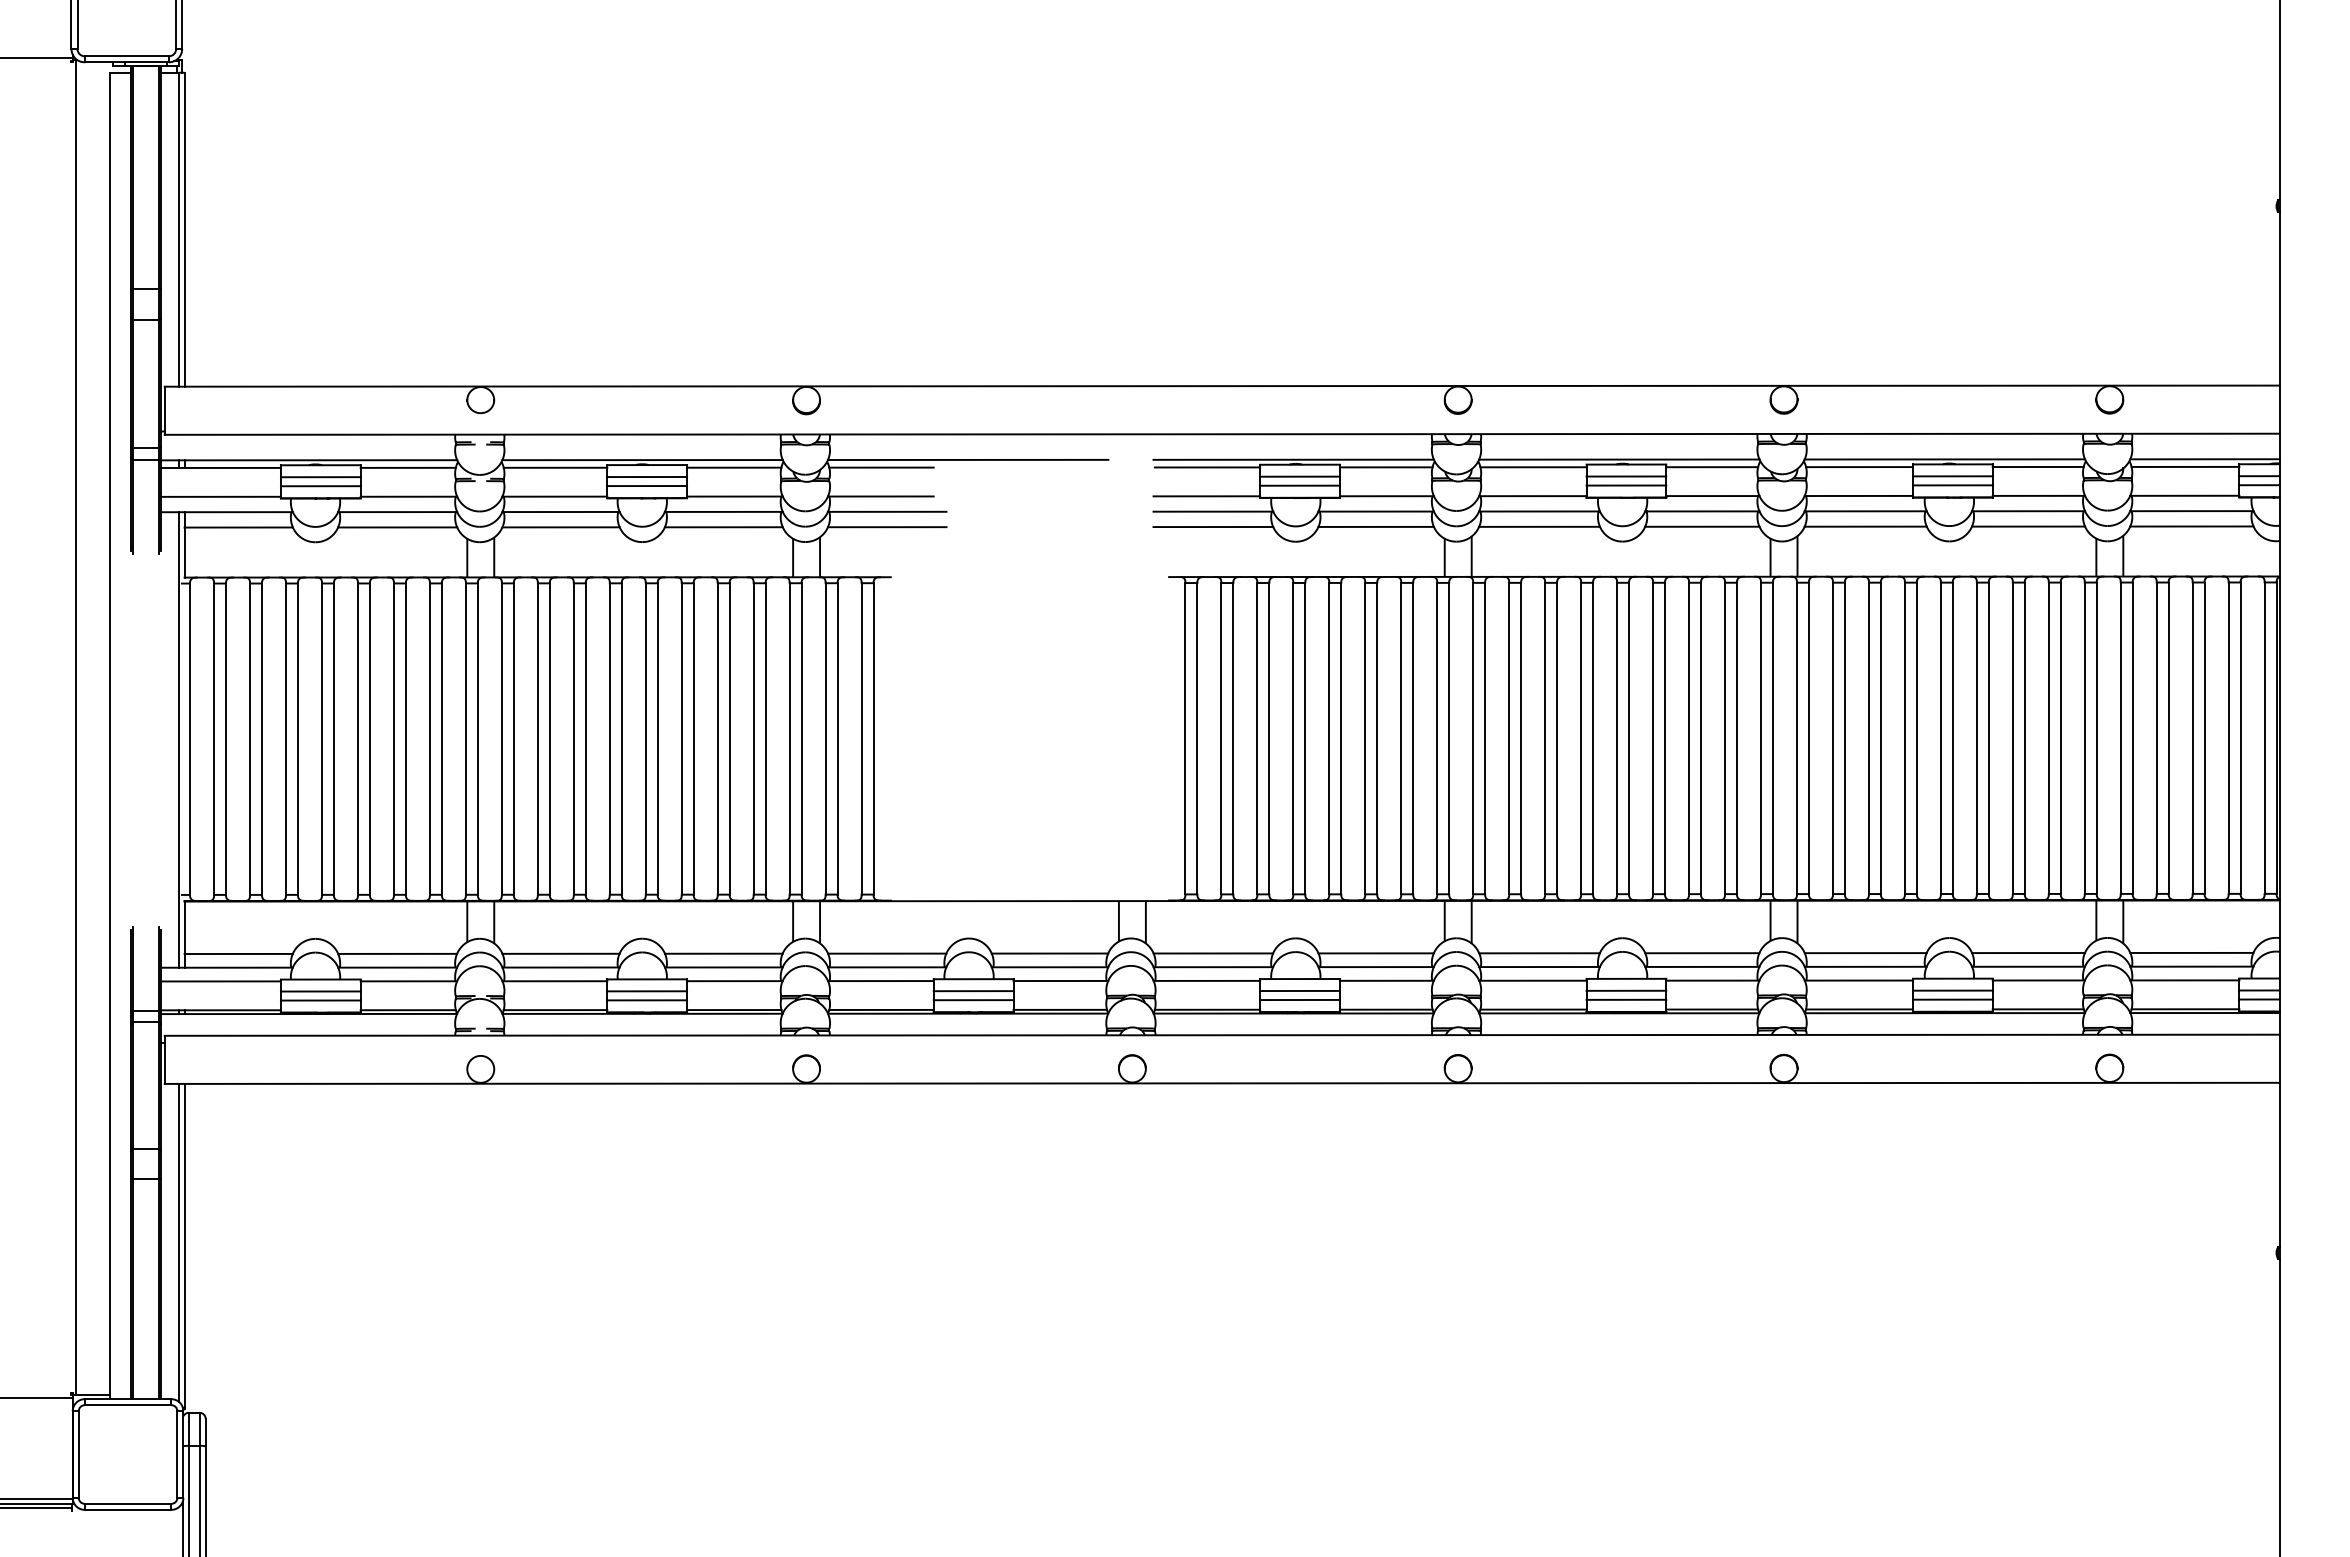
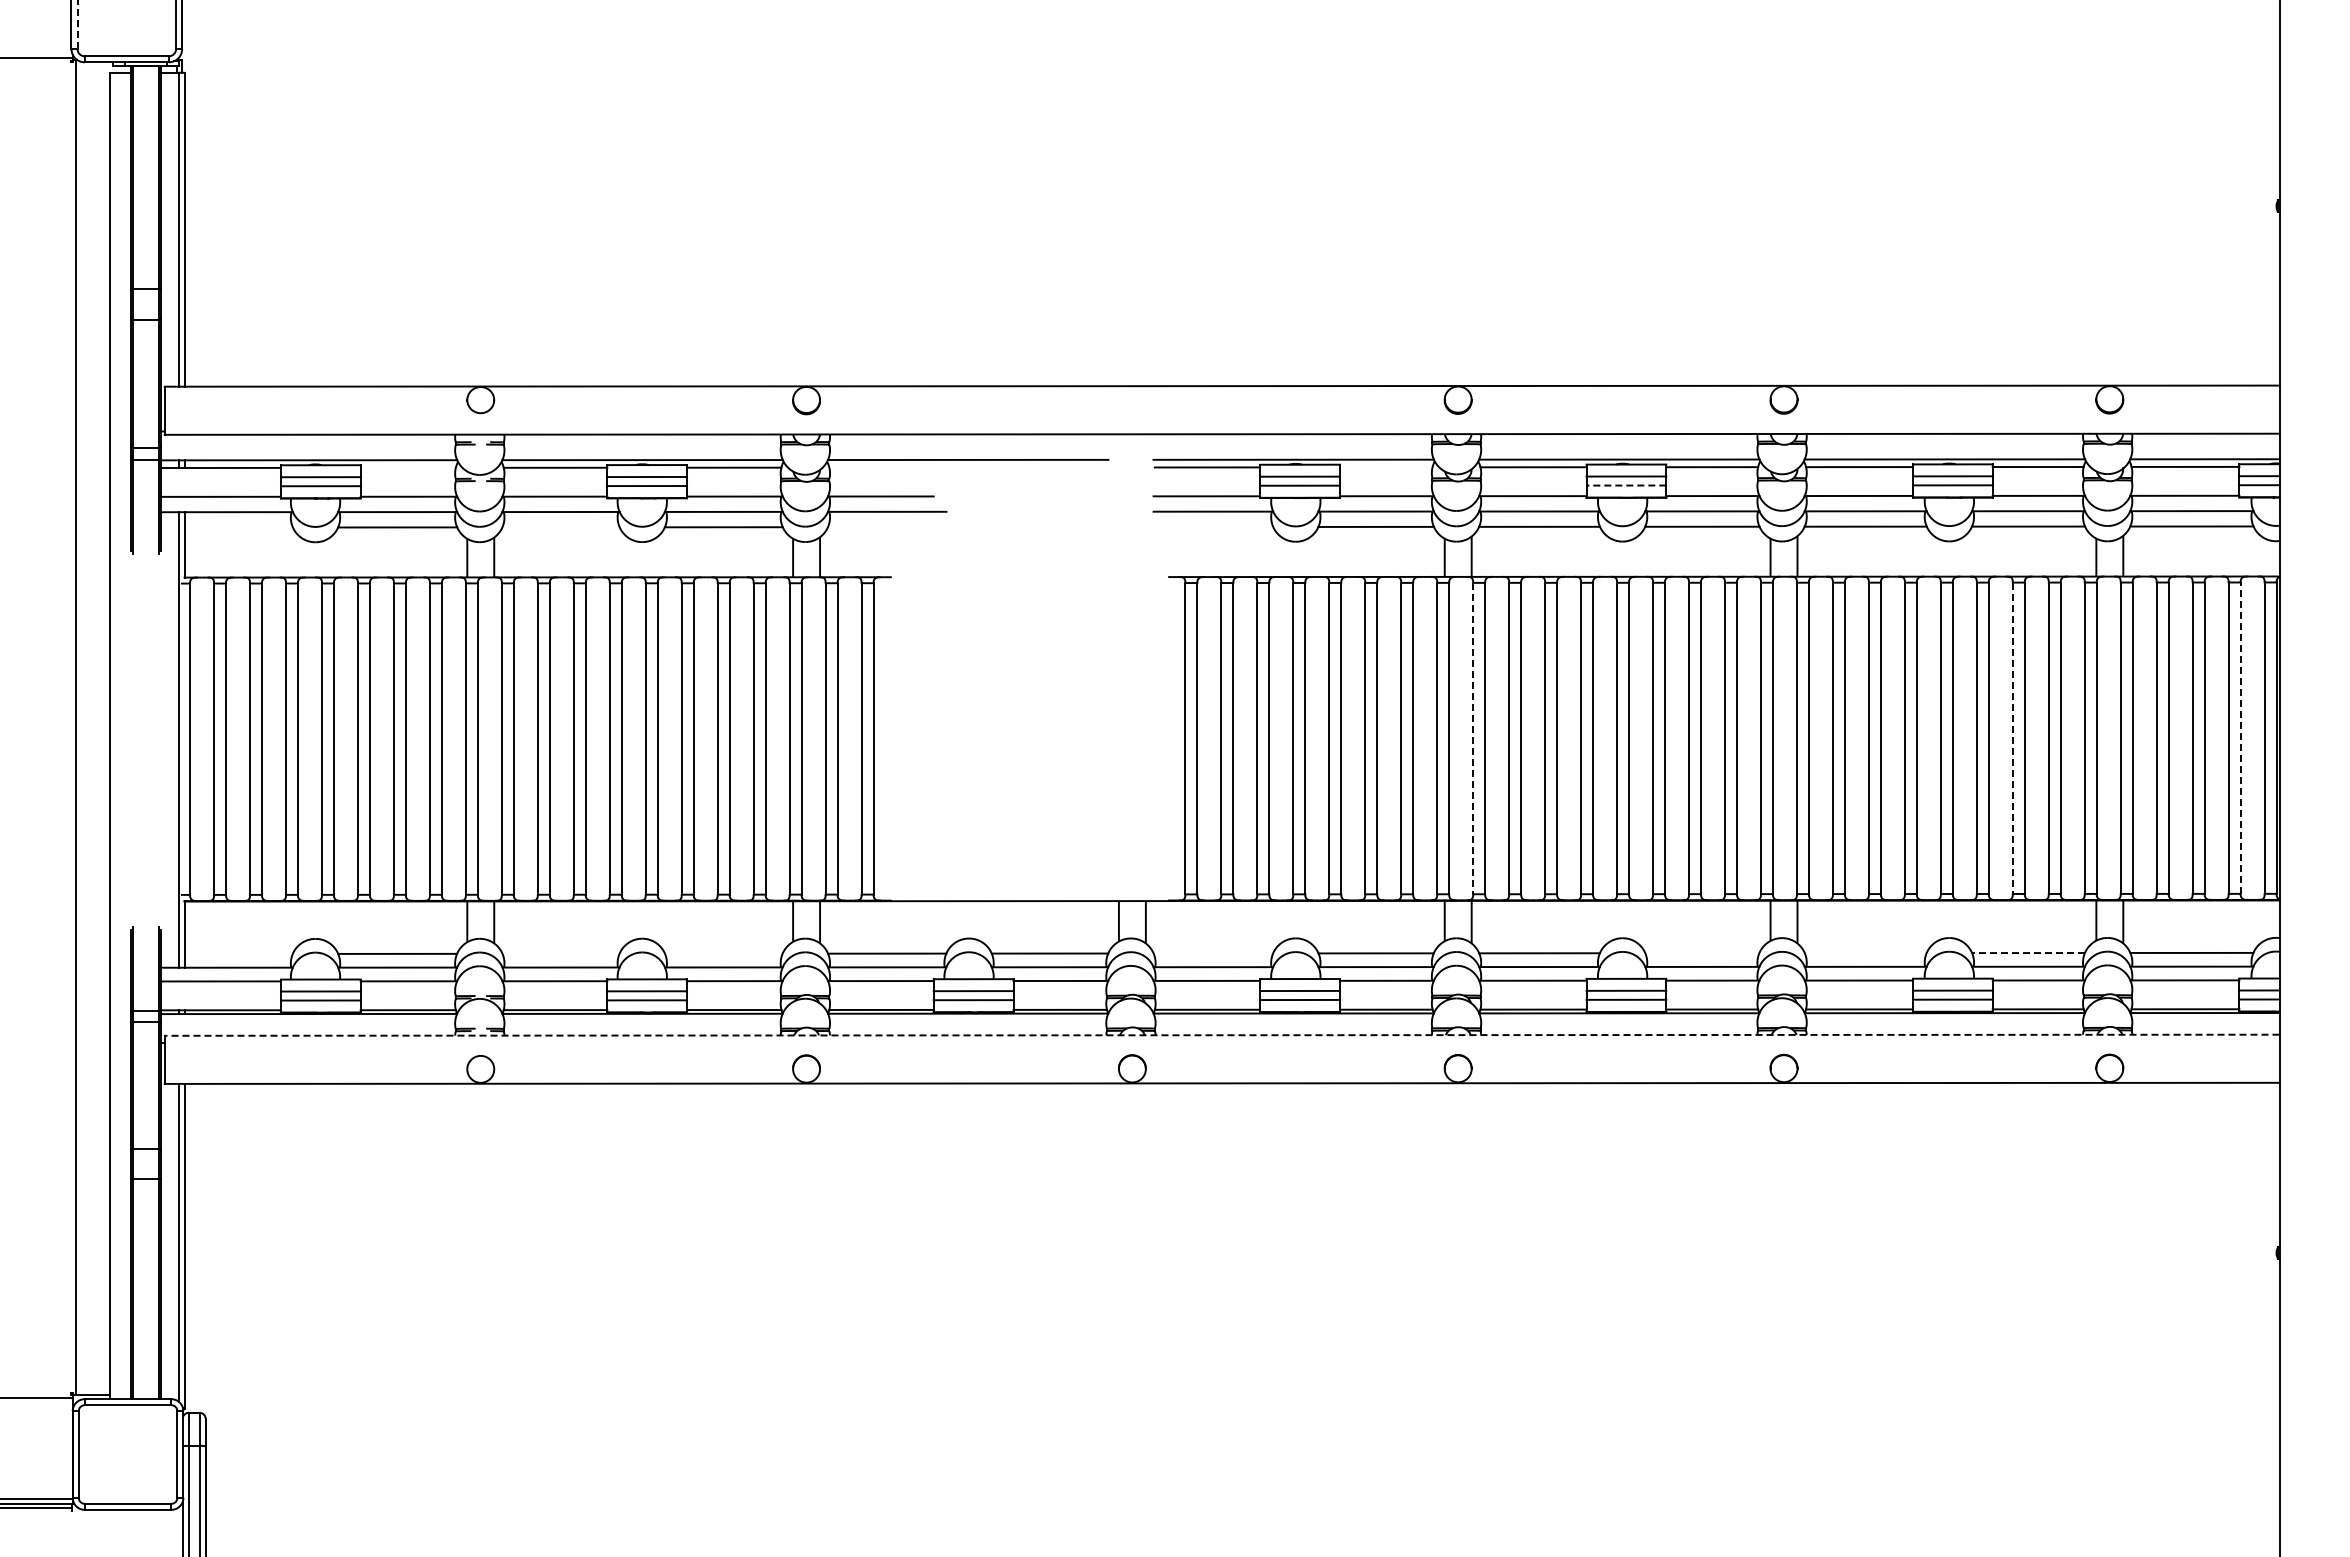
line: solid -> dashed (77, 25)
line: present -> none (407, 467)
line: present -> none (881, 467)
line: present -> none (1385, 467)
line: solid -> dashed (1626, 485)
line: present -> none (1213, 526)
line: present -> none (238, 527)
line: present -> none (560, 527)
line: present -> none (886, 527)
line: solid -> dashed (1473, 738)
line: solid -> dashed (2012, 738)
line: solid -> dashed (2240, 738)
line: present -> none (238, 953)
line: present -> none (560, 953)
line: present -> none (723, 953)
line: present -> none (1213, 953)
line: present -> none (1702, 953)
line: present -> none (1865, 953)
line: solid -> dashed (2028, 953)
line: solid -> dashed (1221, 1035)
